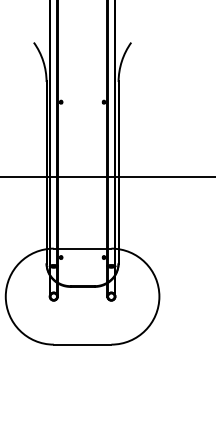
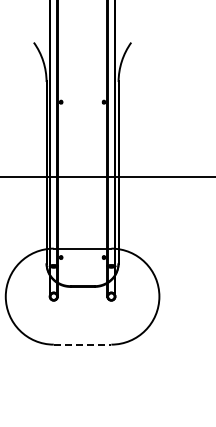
line: solid -> dashed (82, 344)
